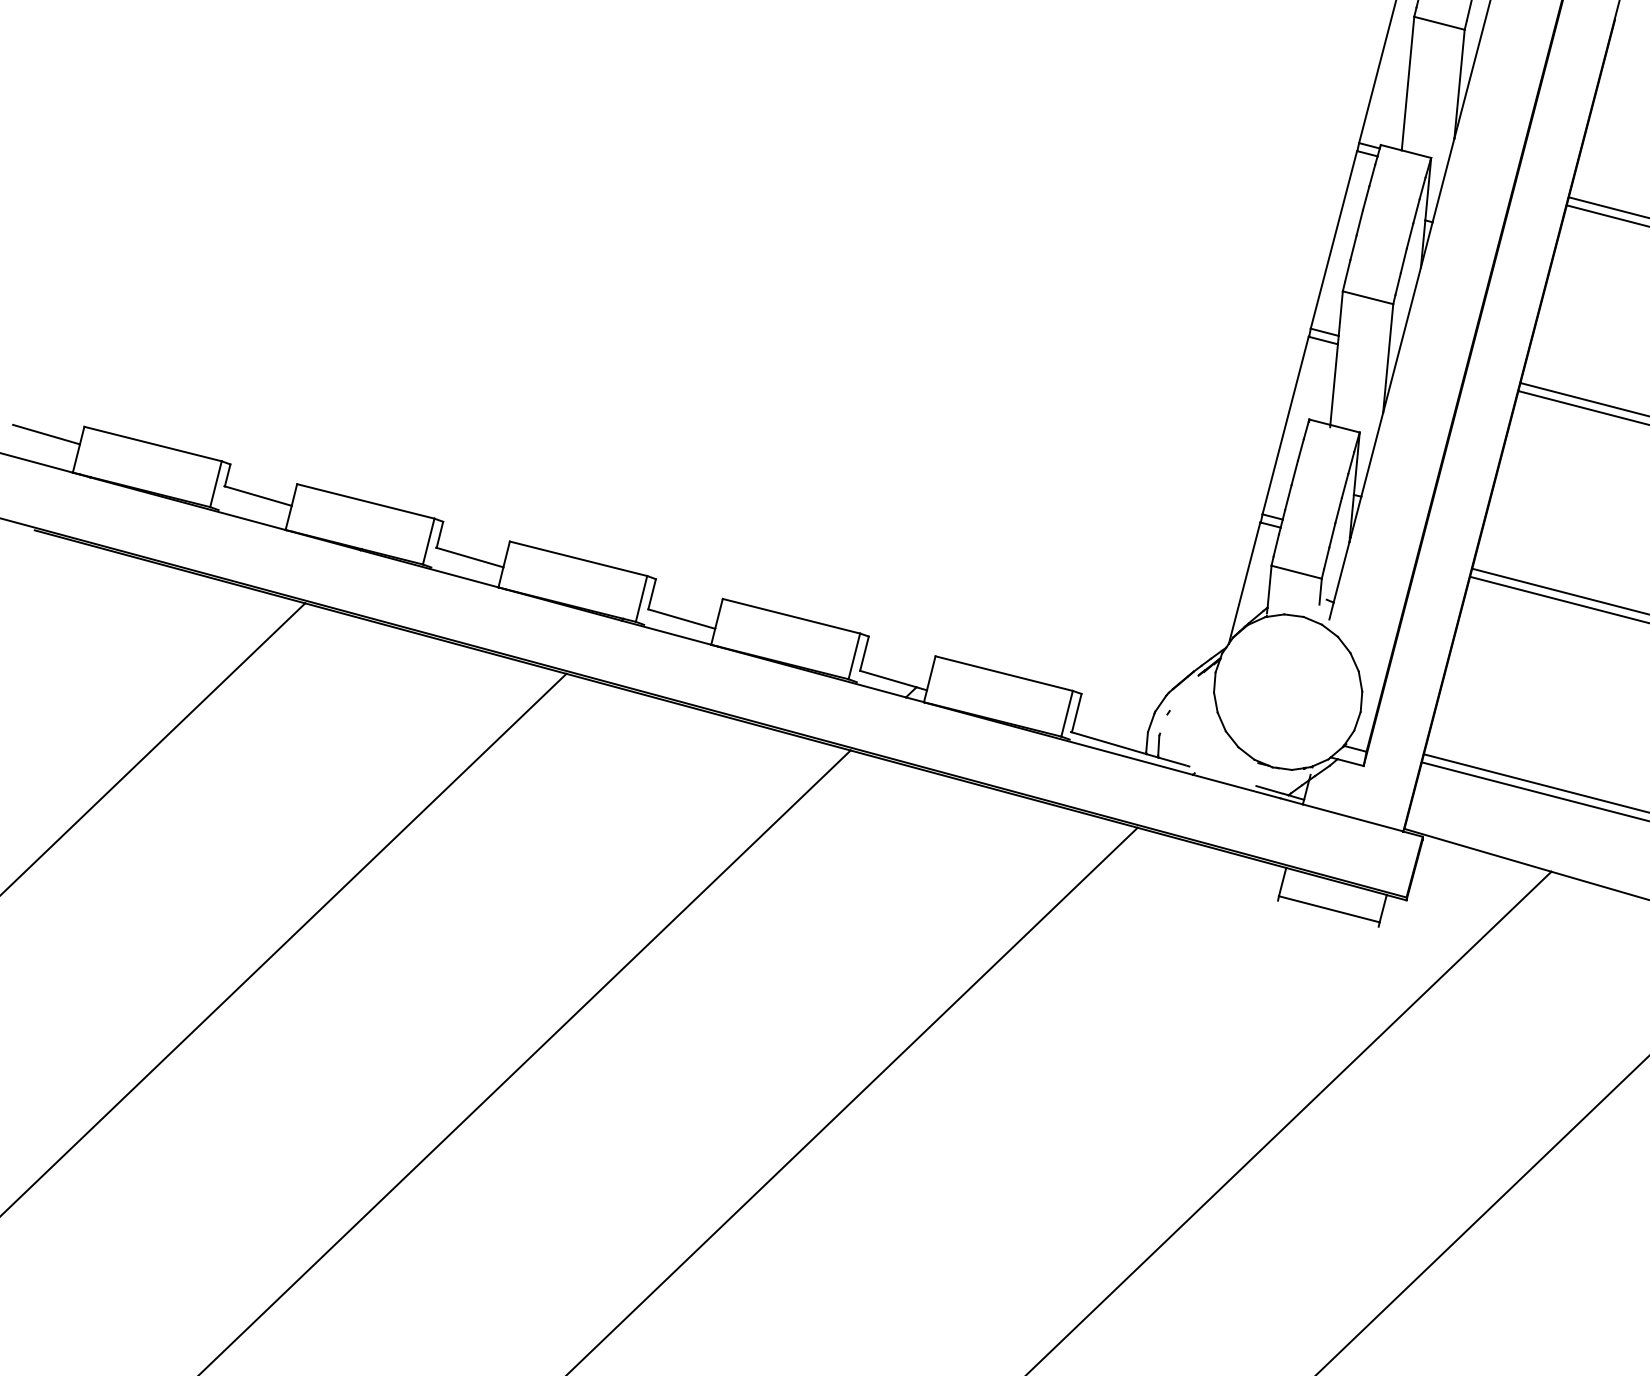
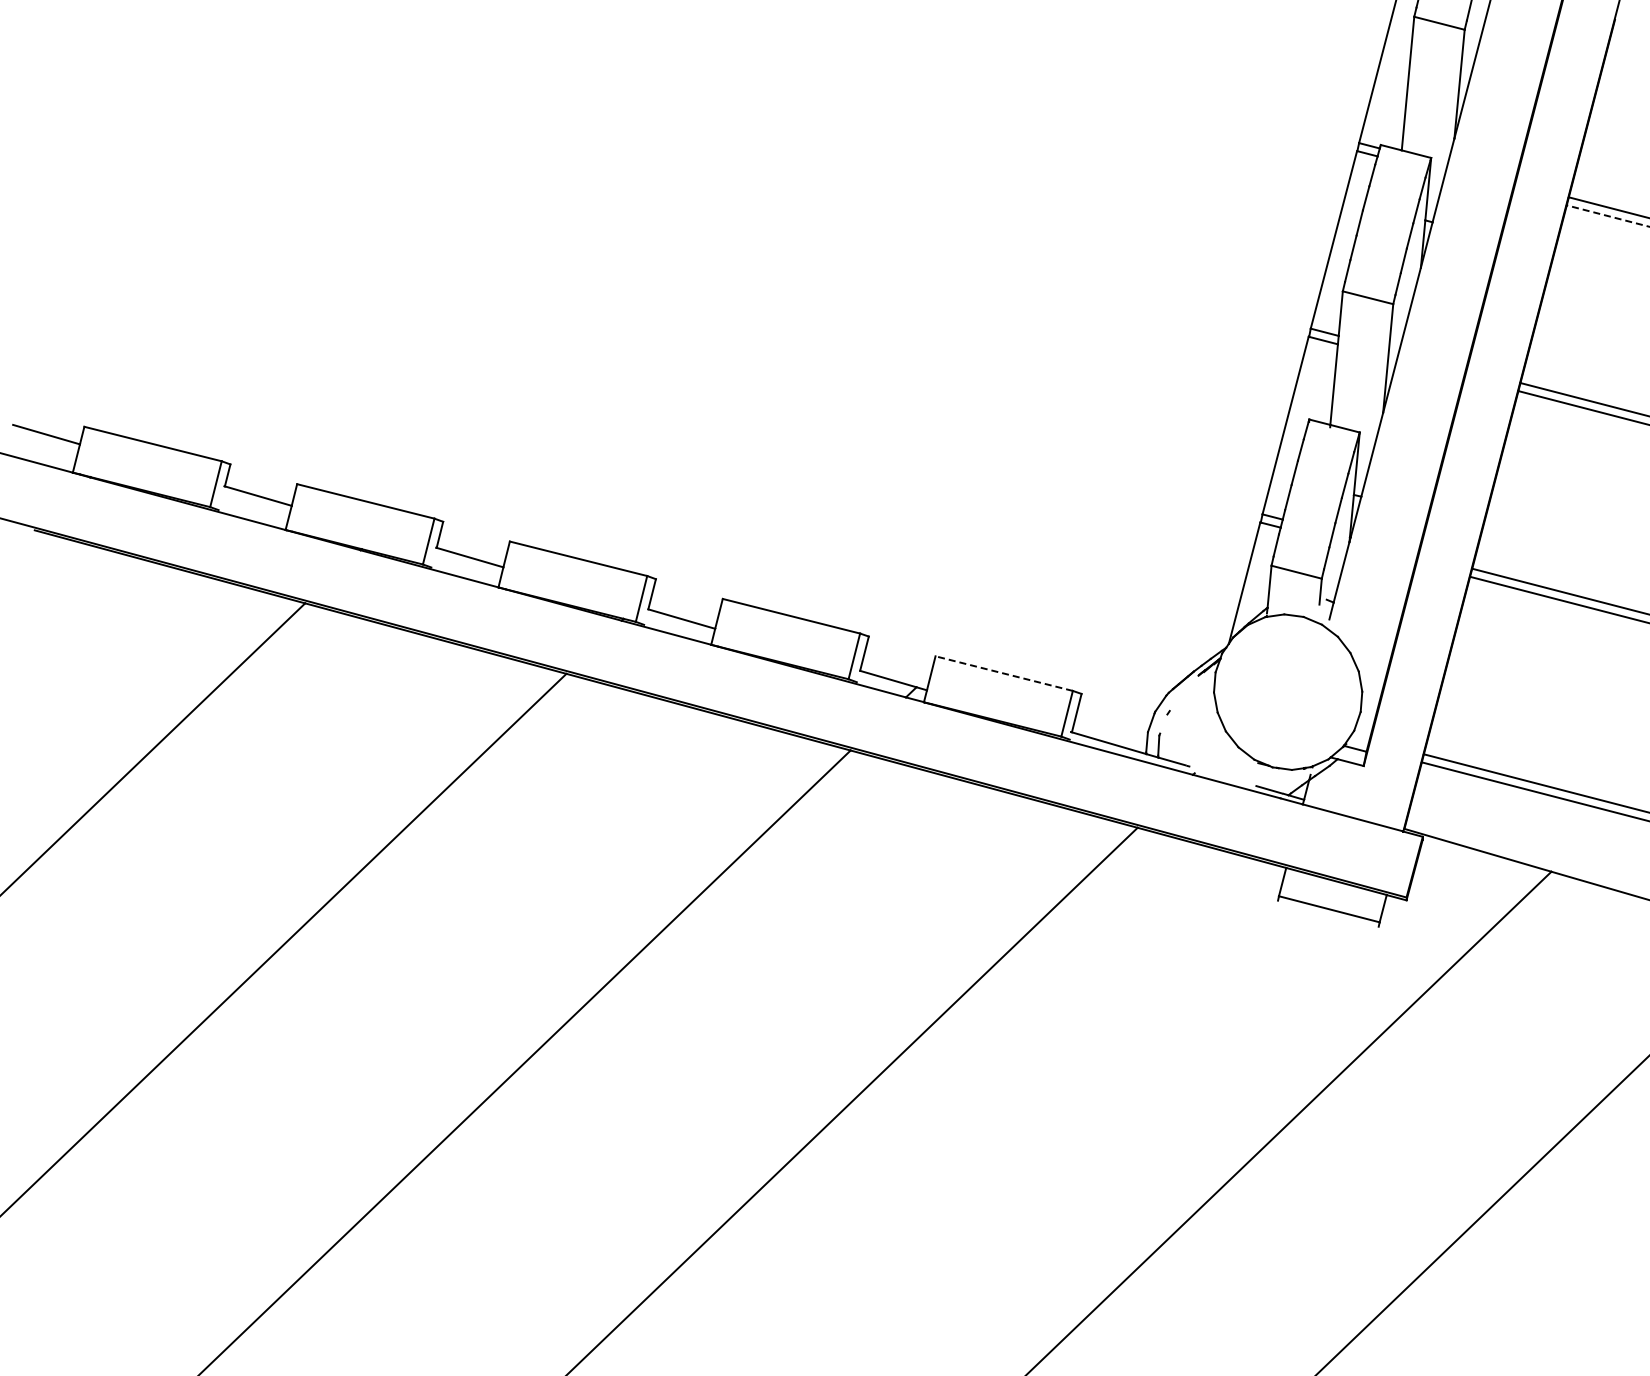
line: solid -> dashed (1607, 215)
line: solid -> dashed (1004, 673)
